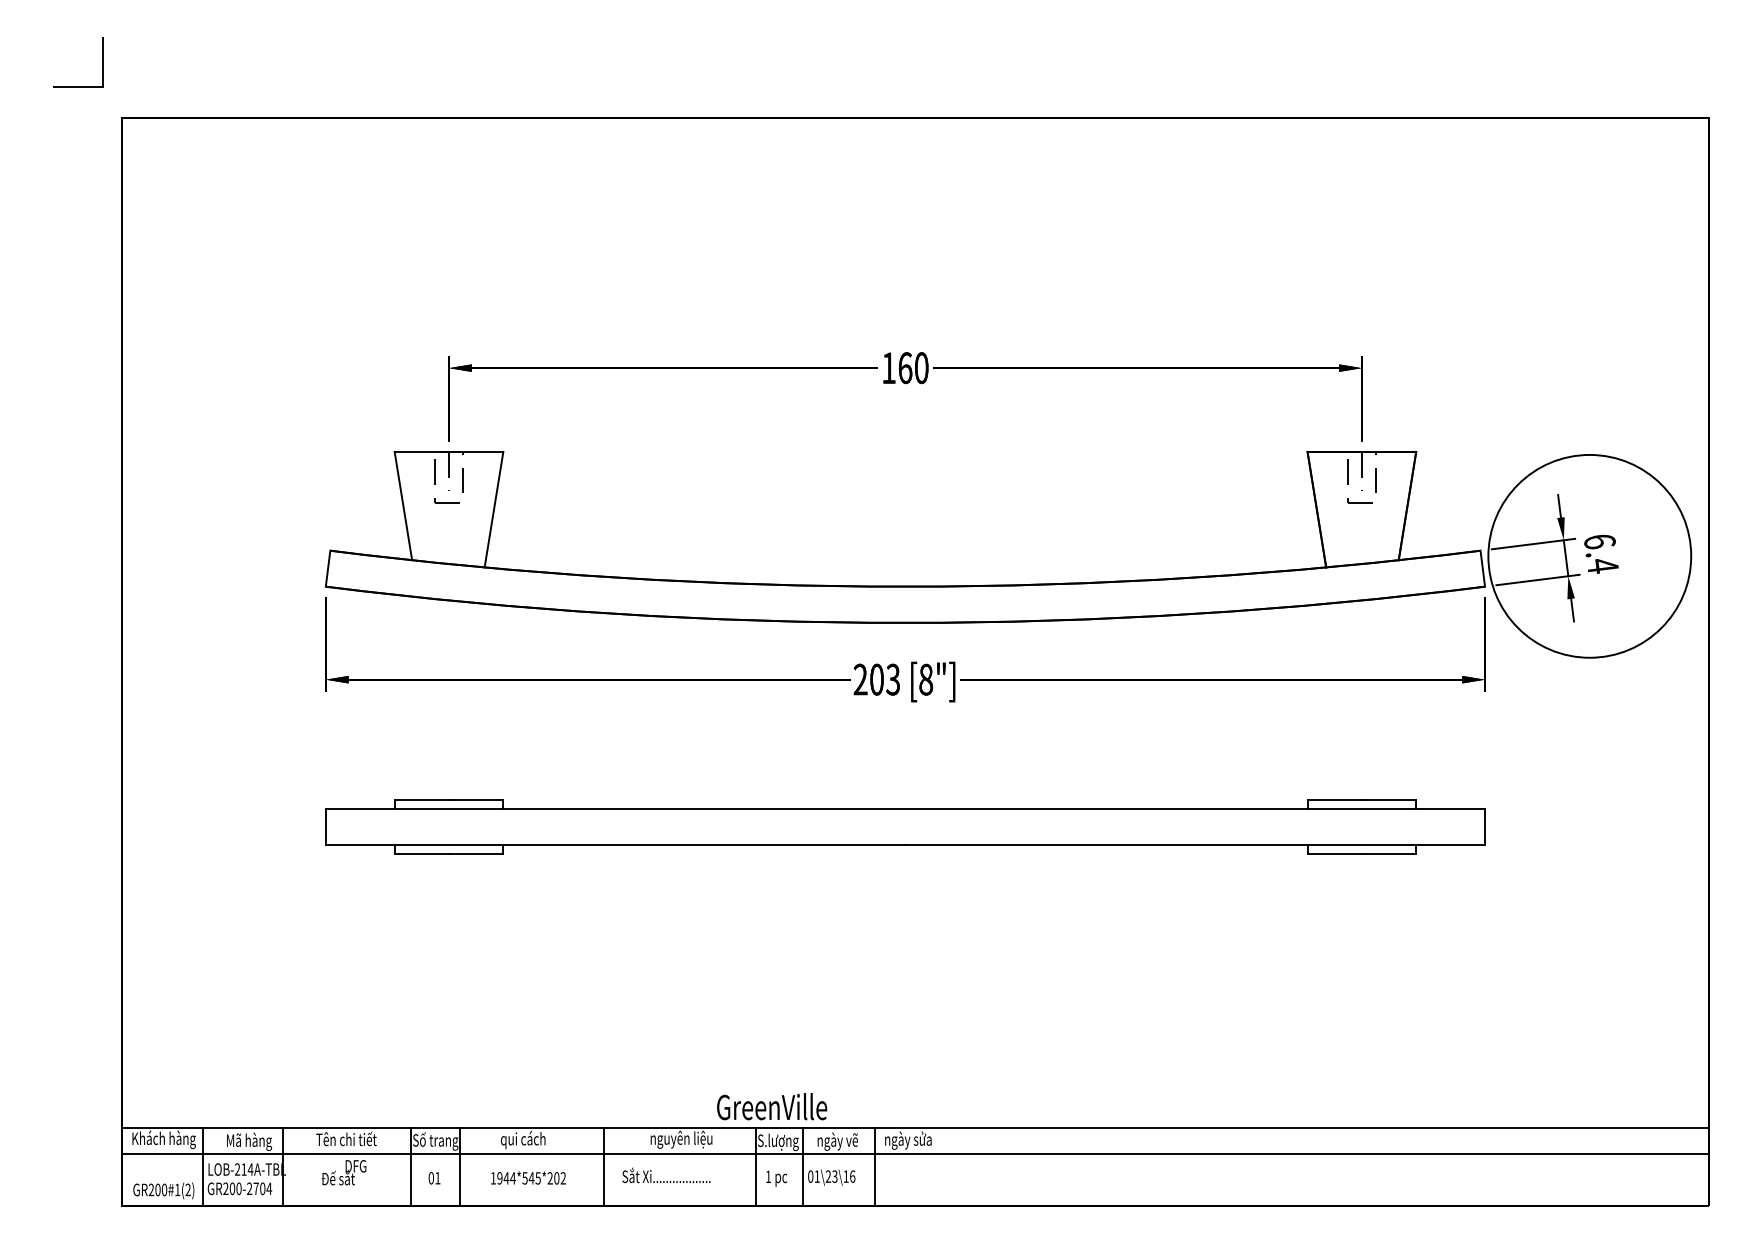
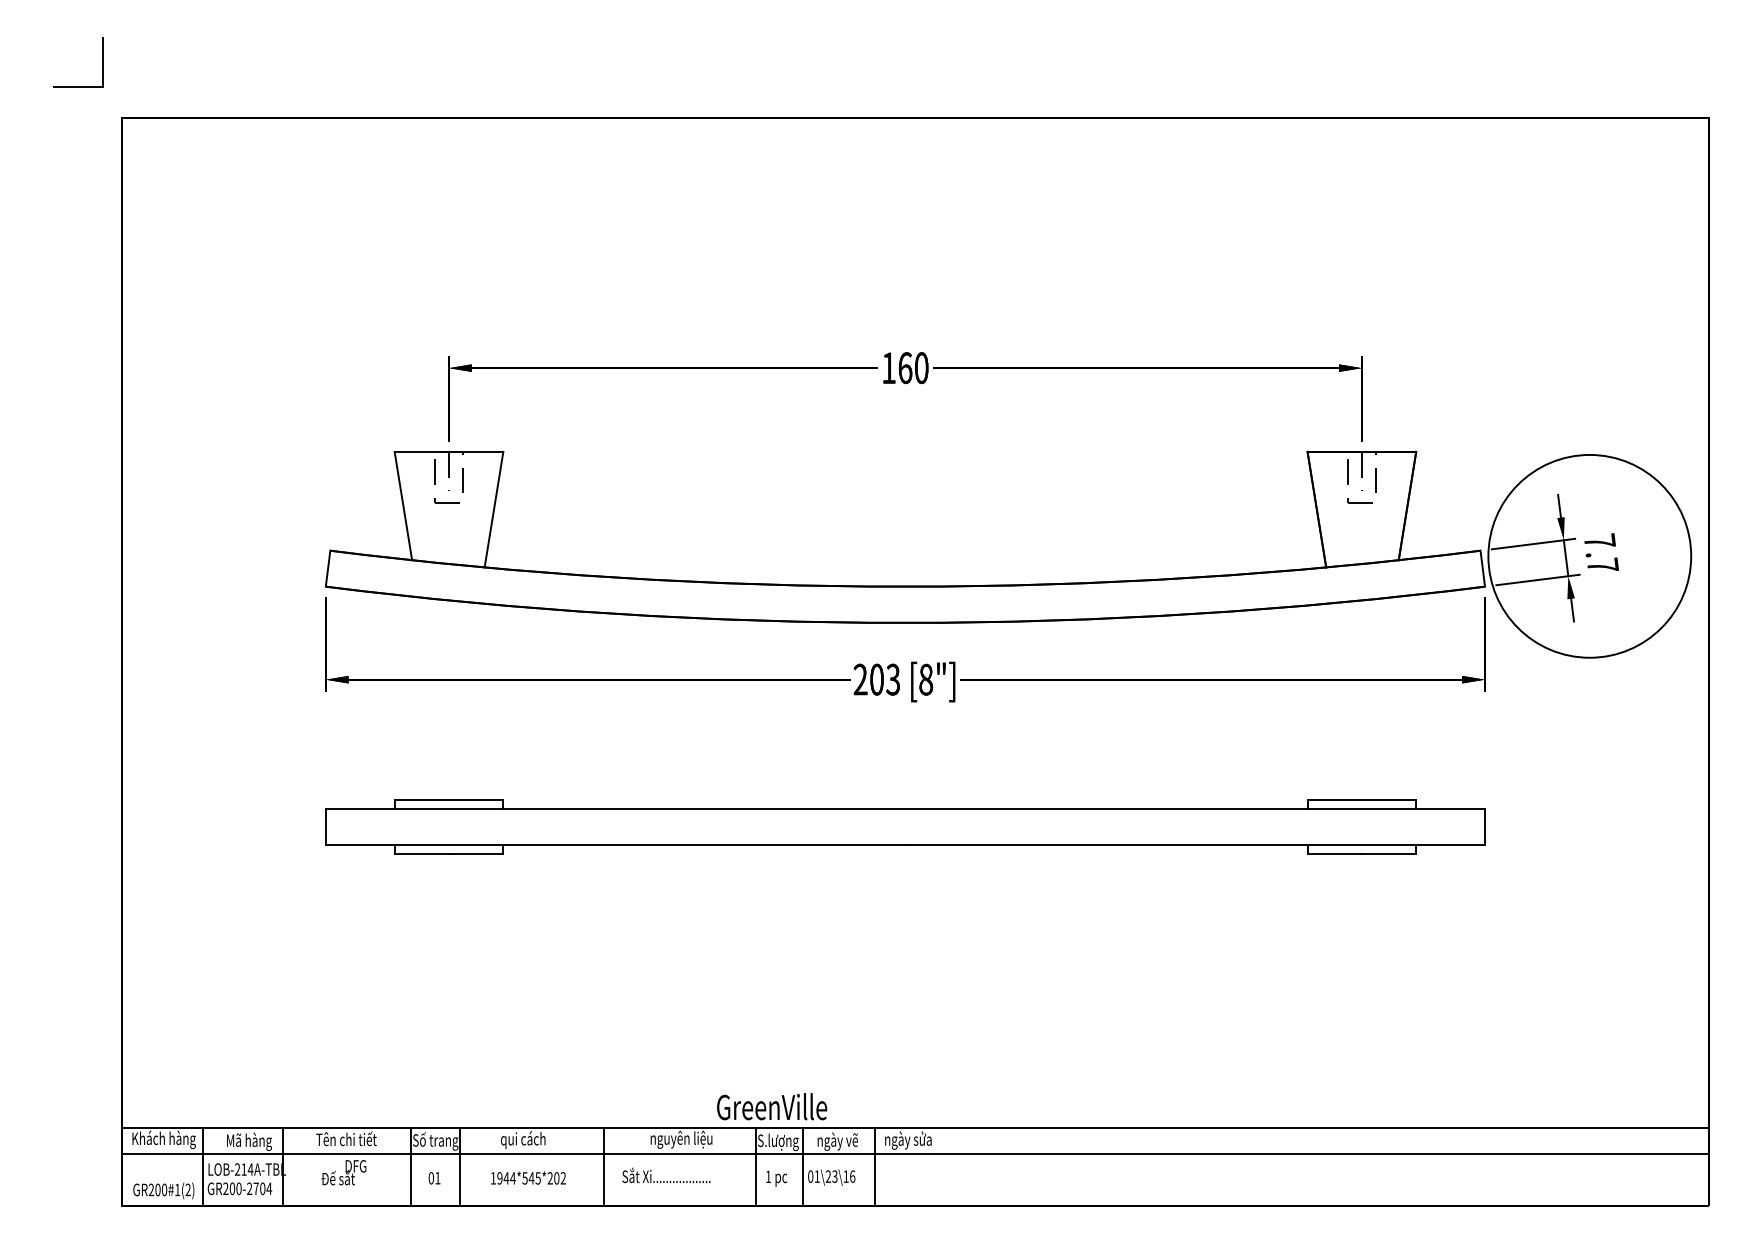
text: 6.4 -> 7.7 (1601, 553)
